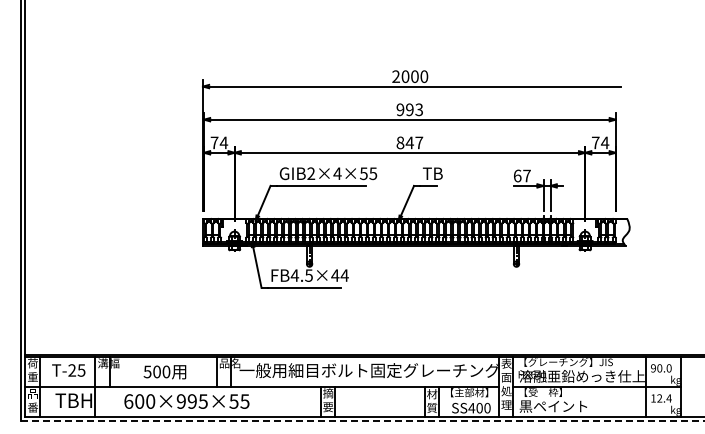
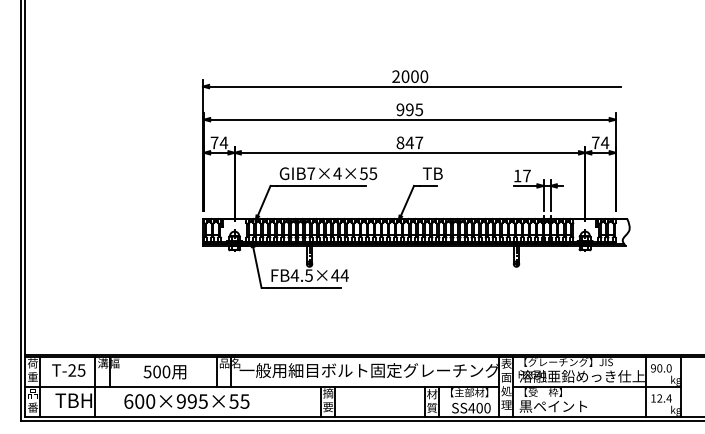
text: 993 -> 995 (419, 109)
text: GIB2×4×55 -> GIB7×4×55 (311, 173)
text: 67 -> 17 (517, 175)
line: dashed -> solid (362, 421)
